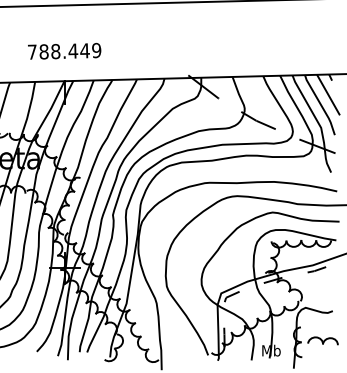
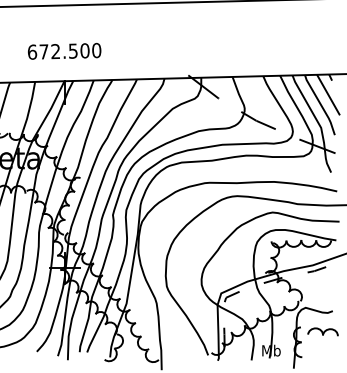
text: 788.449 -> 672.500 (64, 51)
part position: (322, 340) -> (322, 331) (322, 331)
